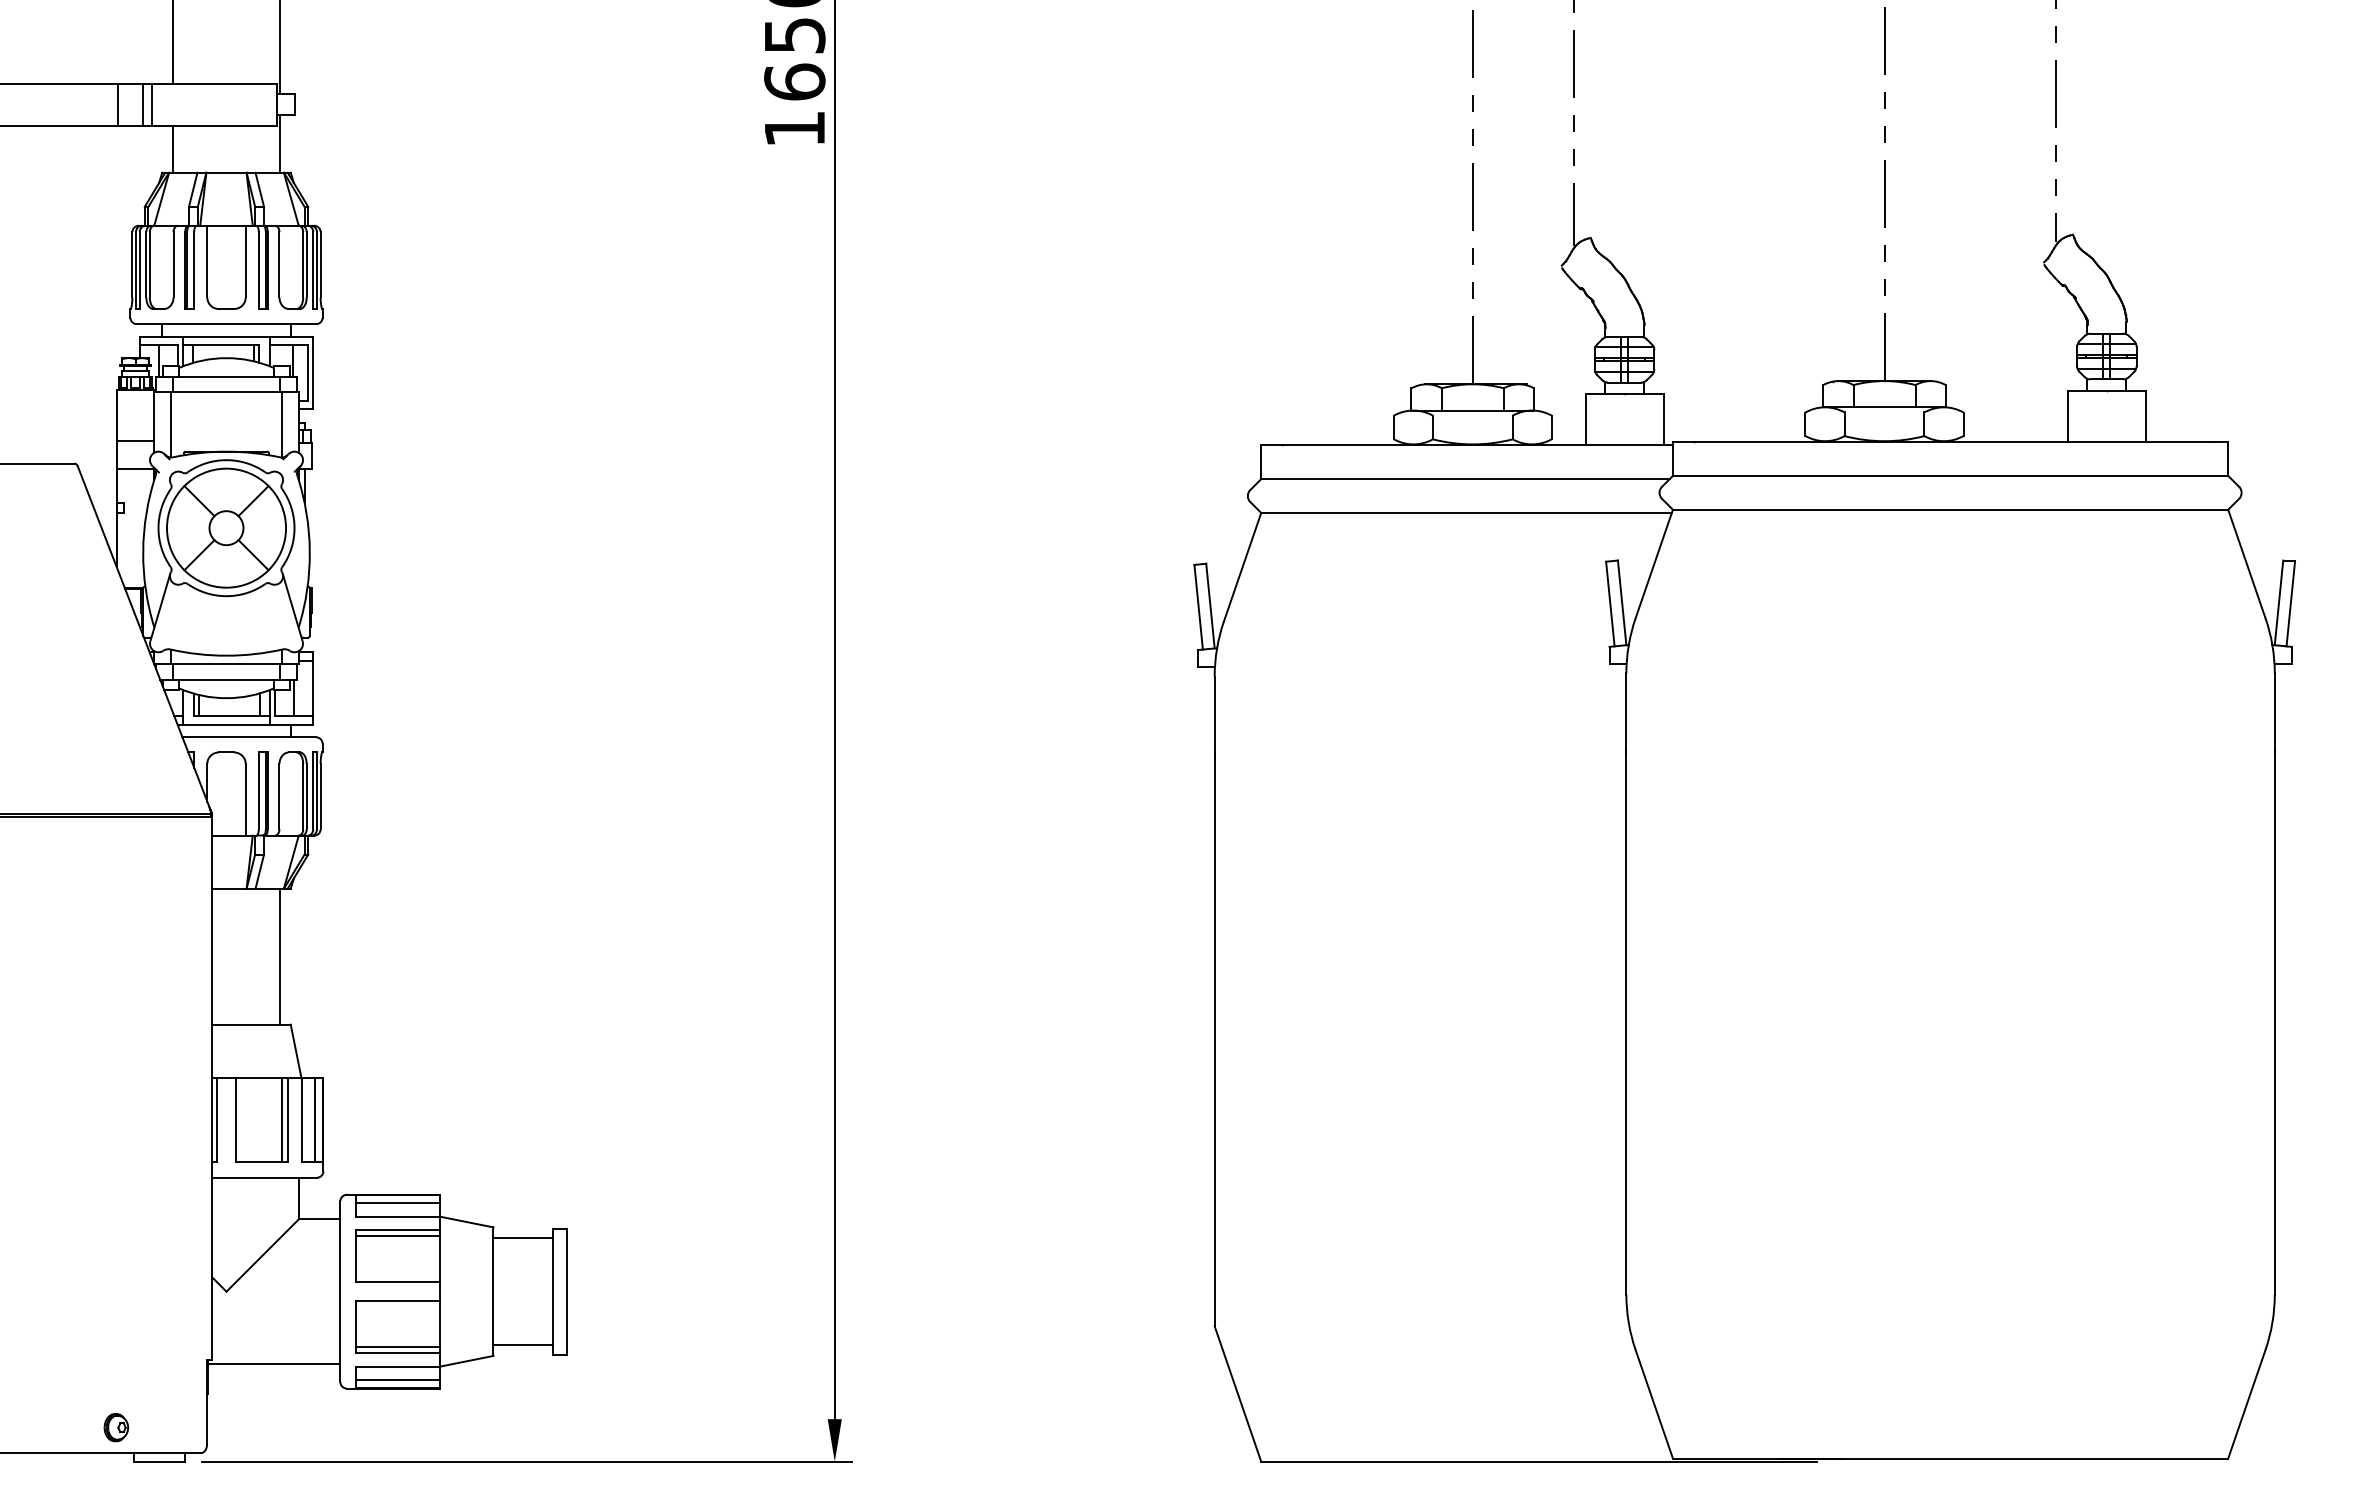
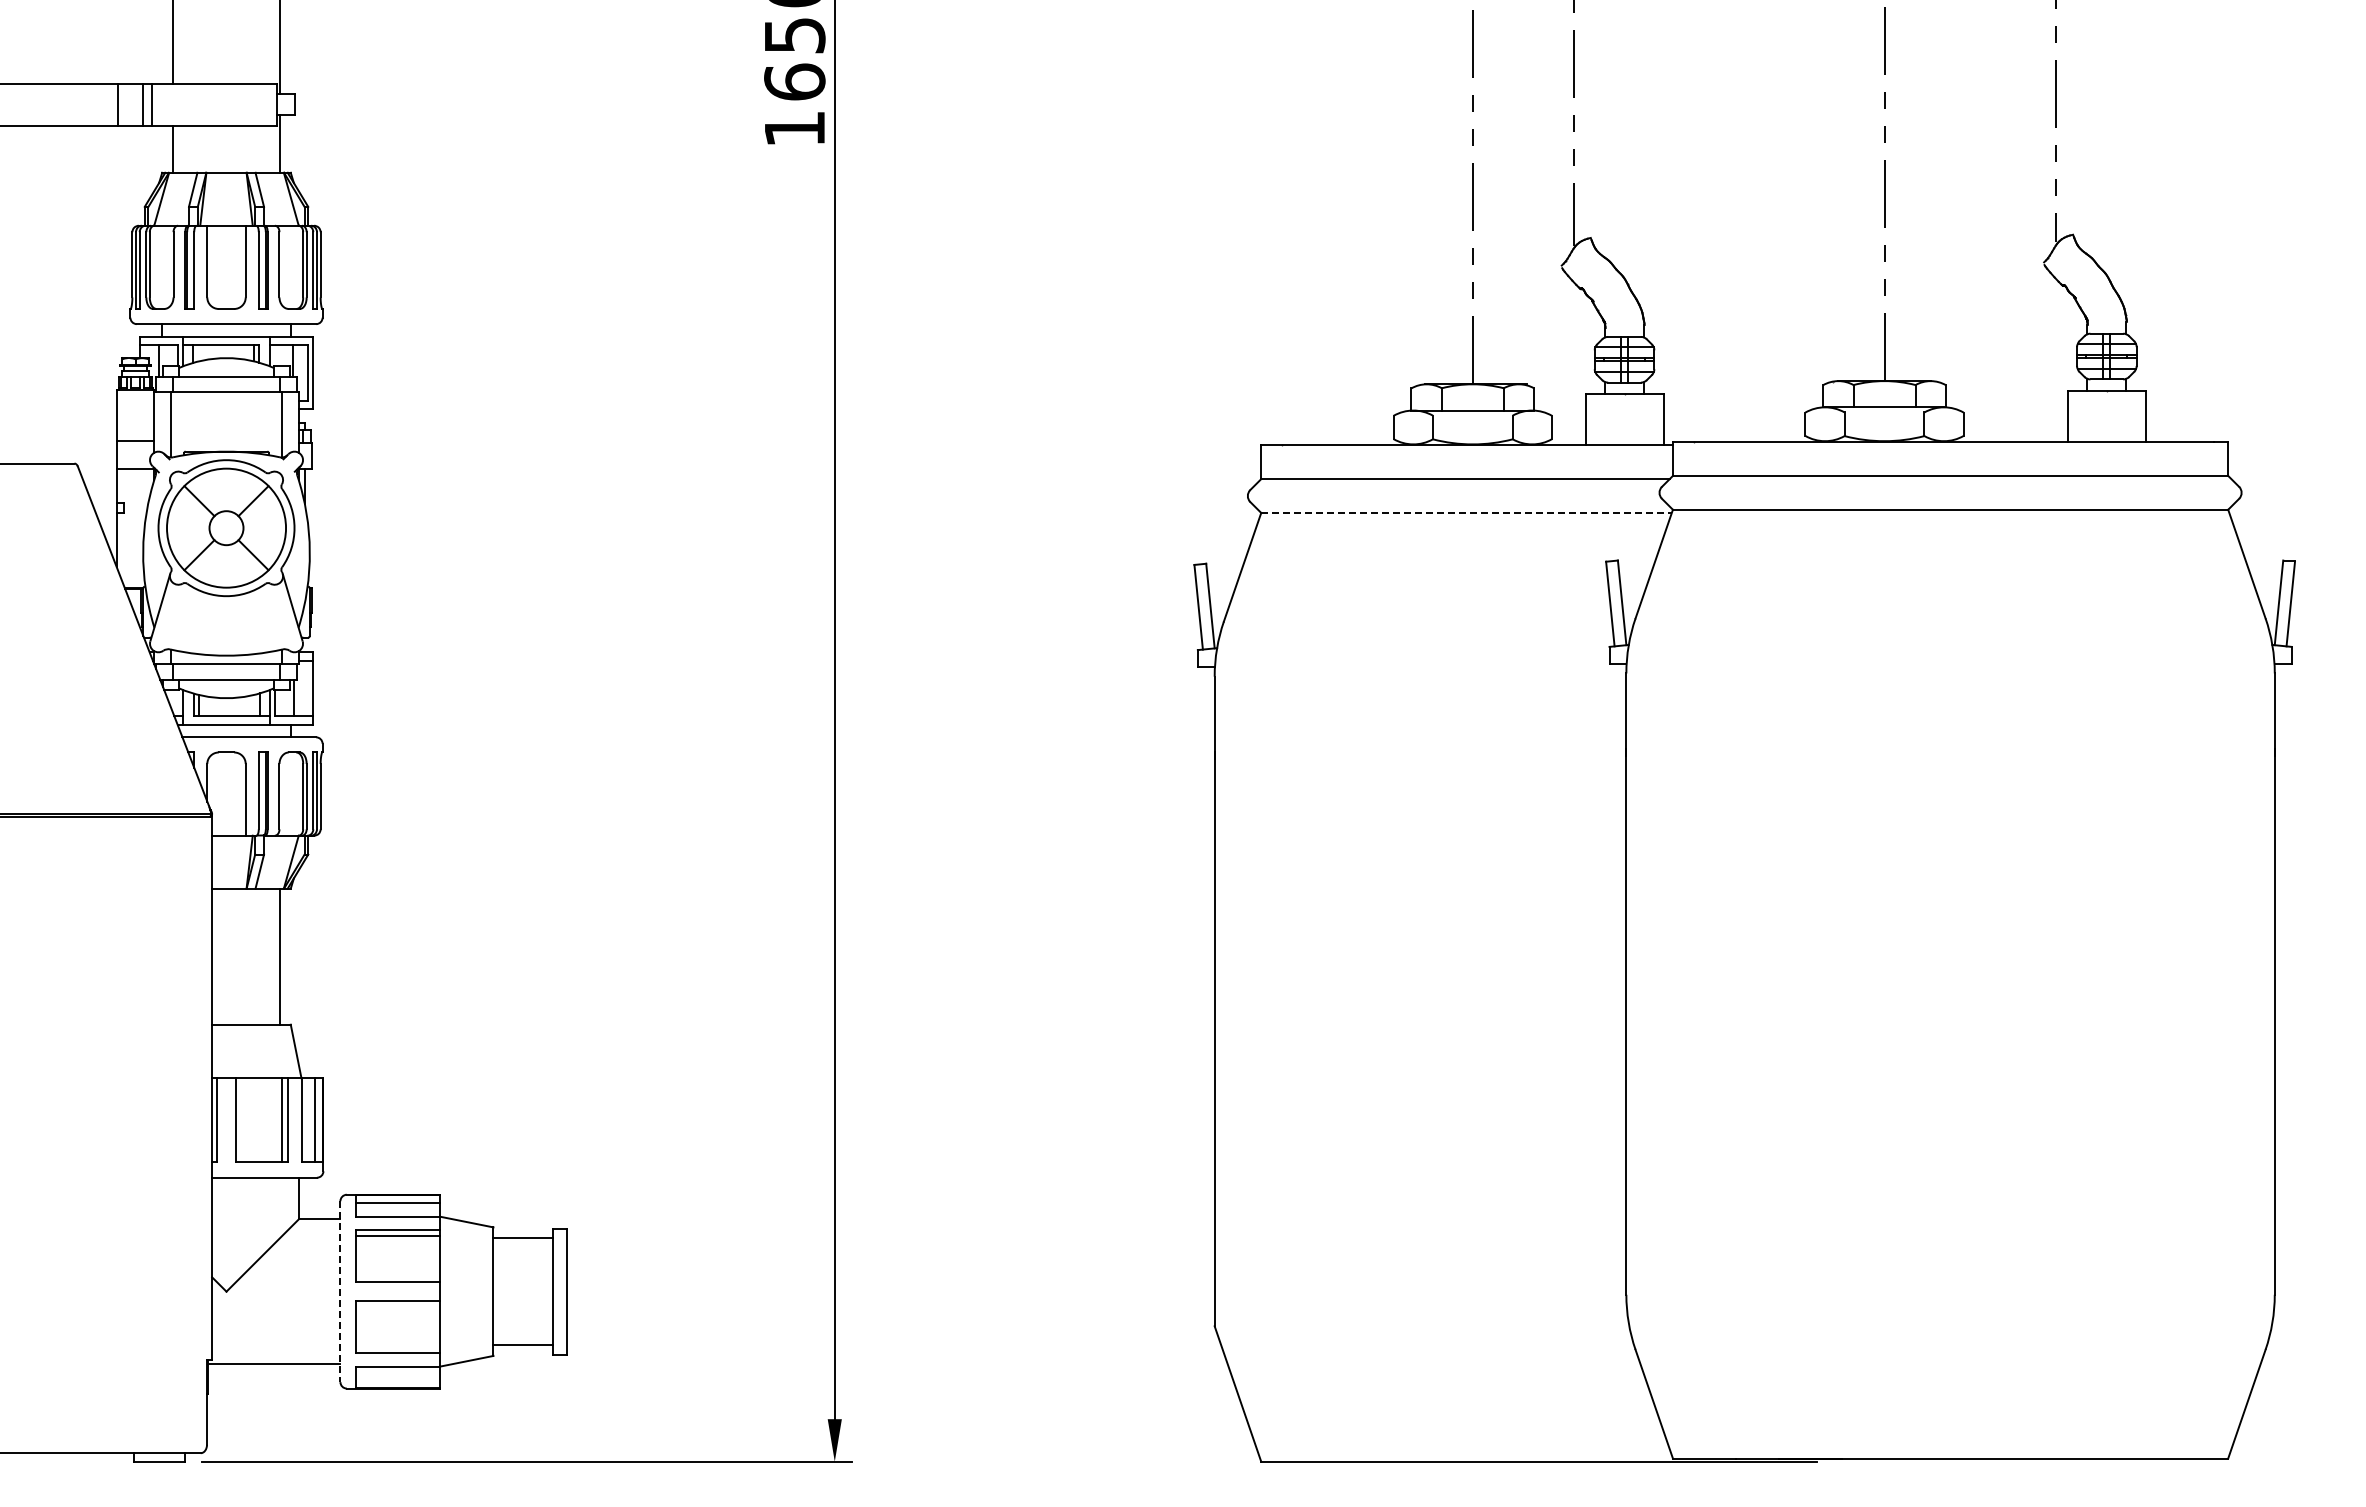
line: solid -> dashed (1467, 512)
line: solid -> dashed (340, 1292)
line: present -> none (397, 1347)
line: present -> none (397, 1380)
part: present -> none (115, 1427)
